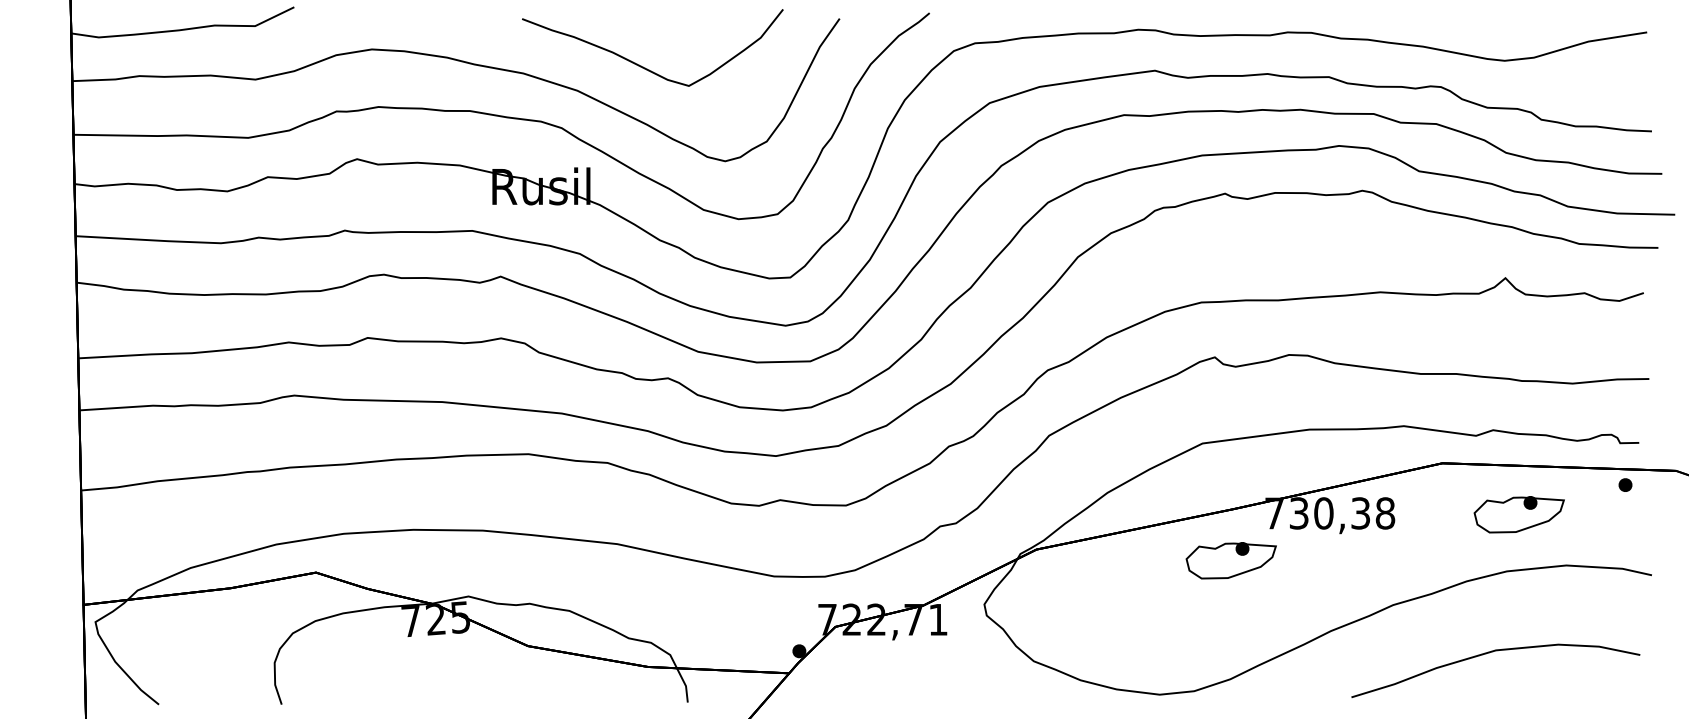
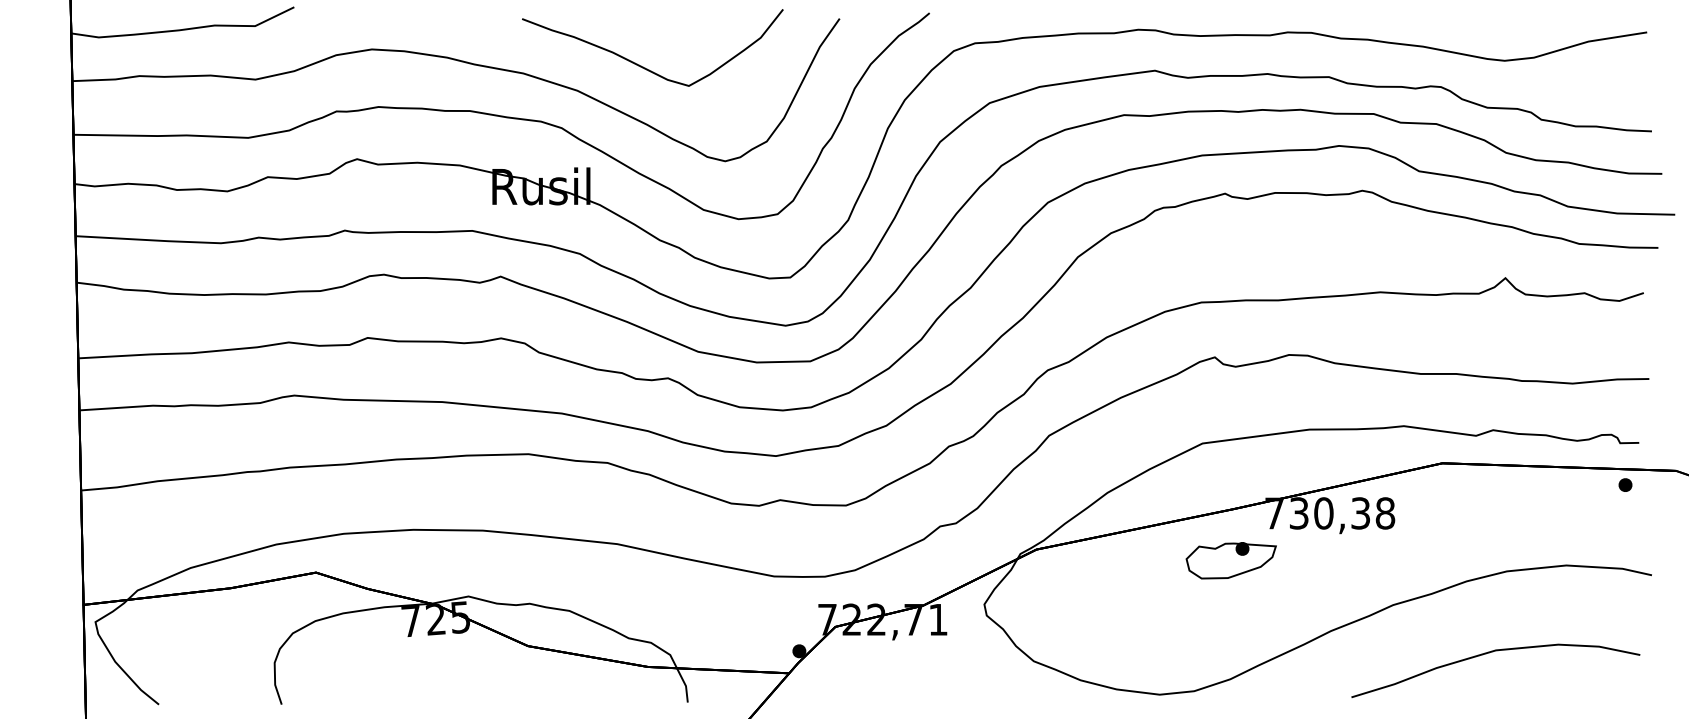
part: present -> none (1518, 514)
